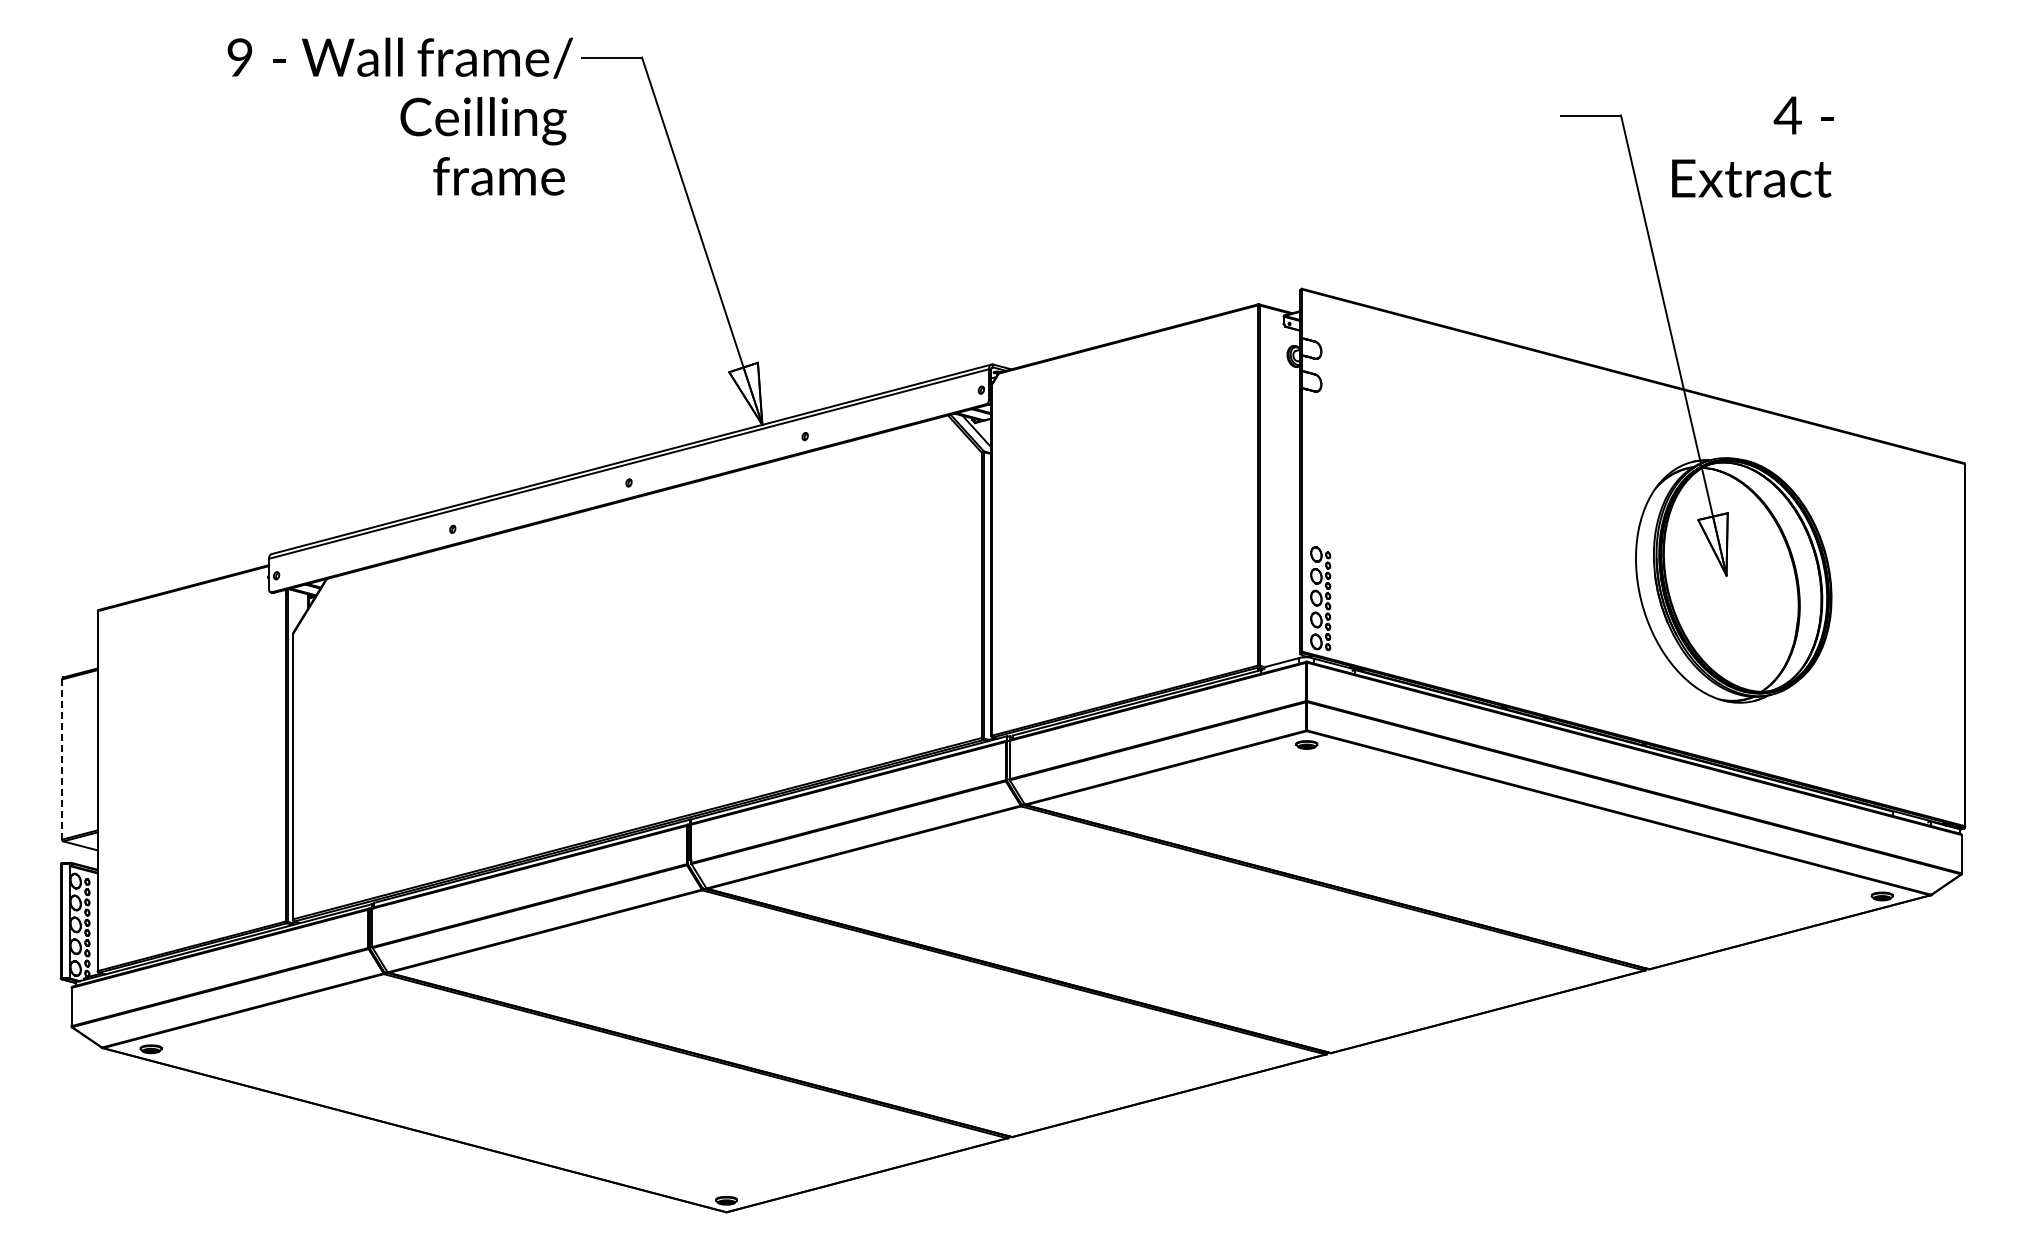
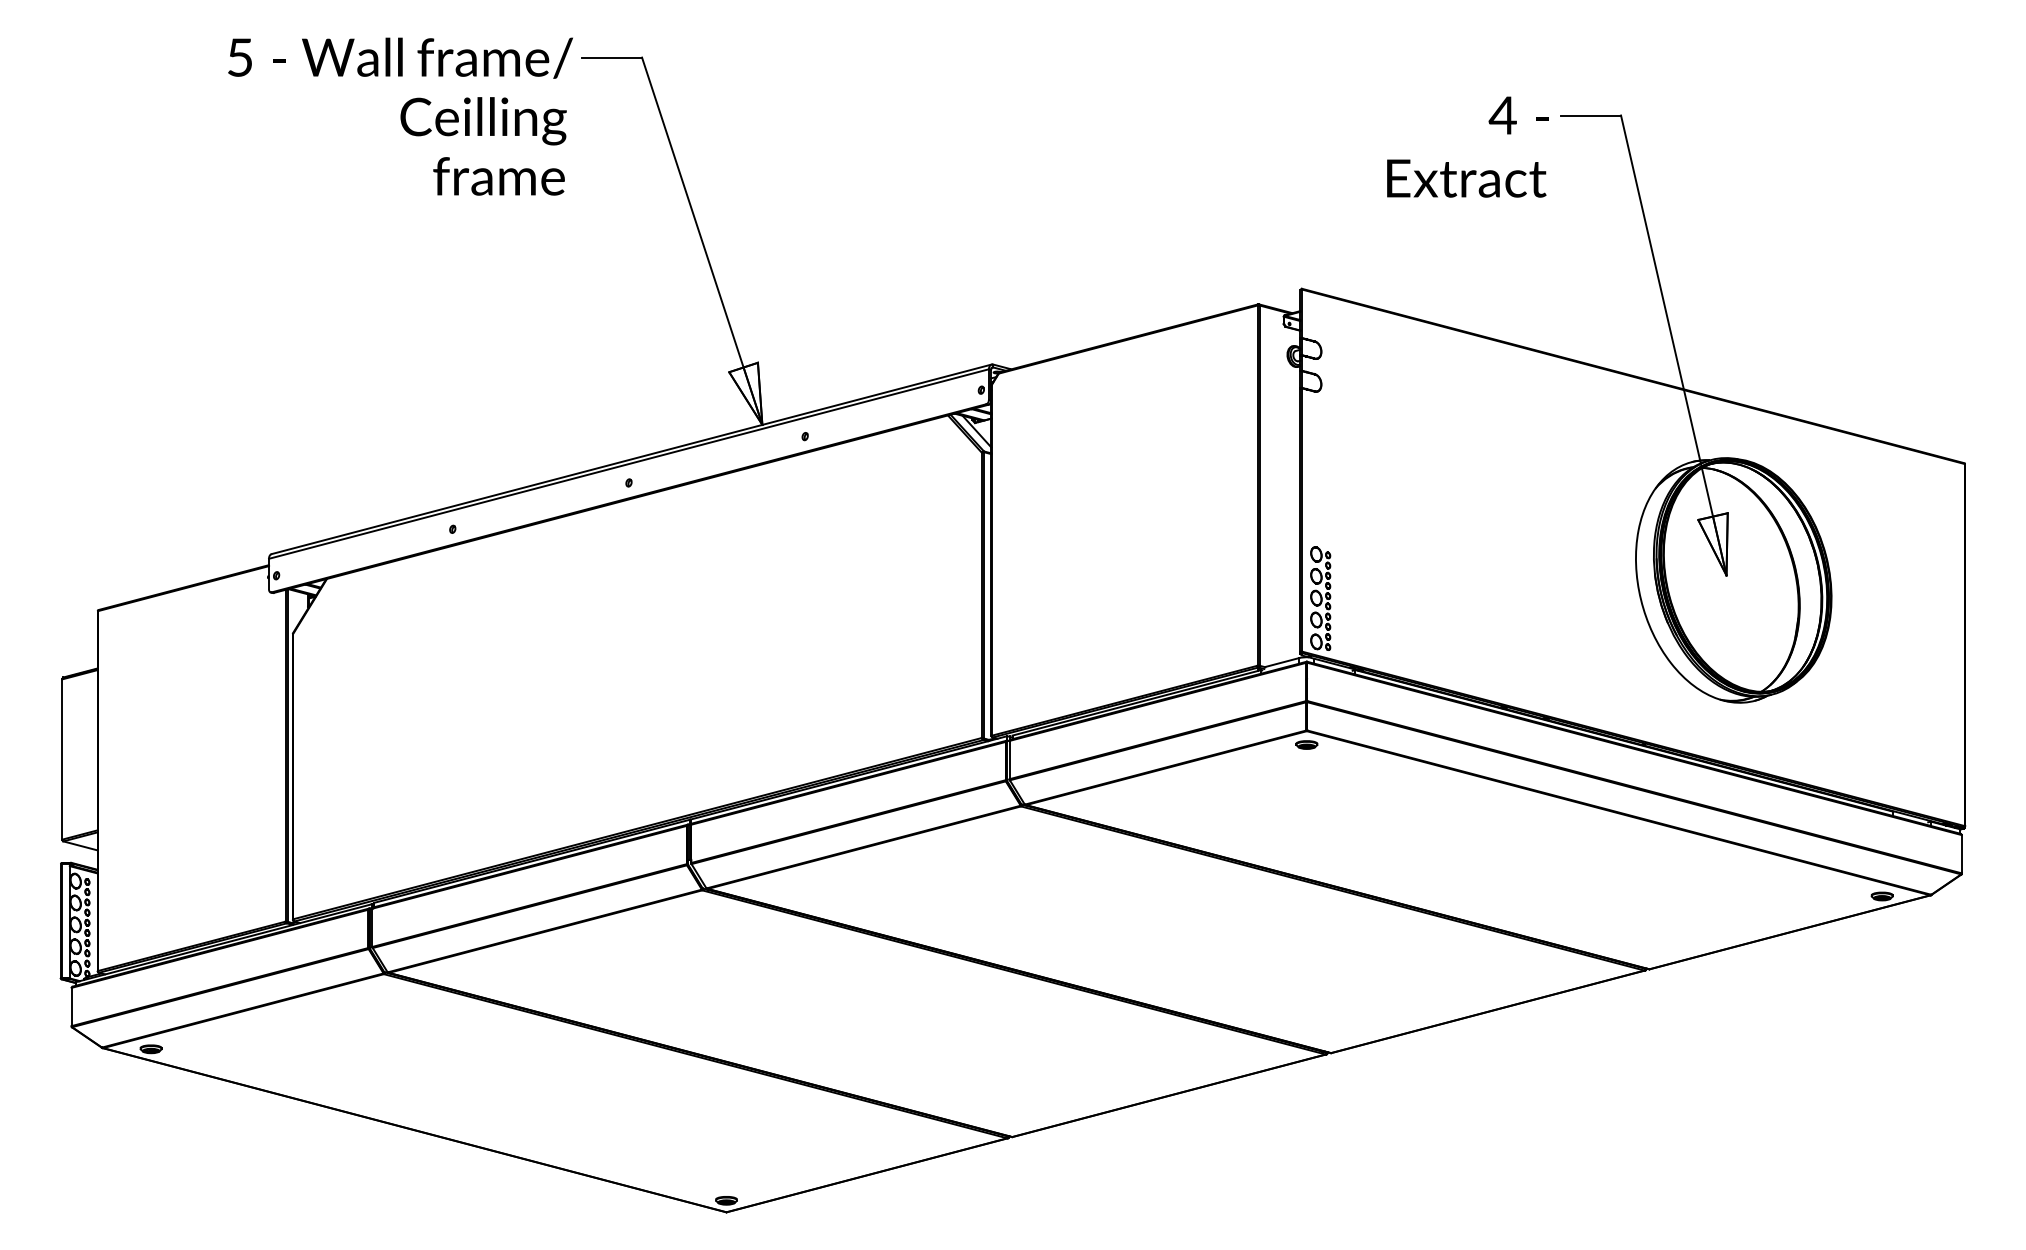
text: 9 -> 5 (239, 57)
text position: (1752, 146) -> (1467, 146) (1467, 146)
line: dashed -> solid (62, 759)
